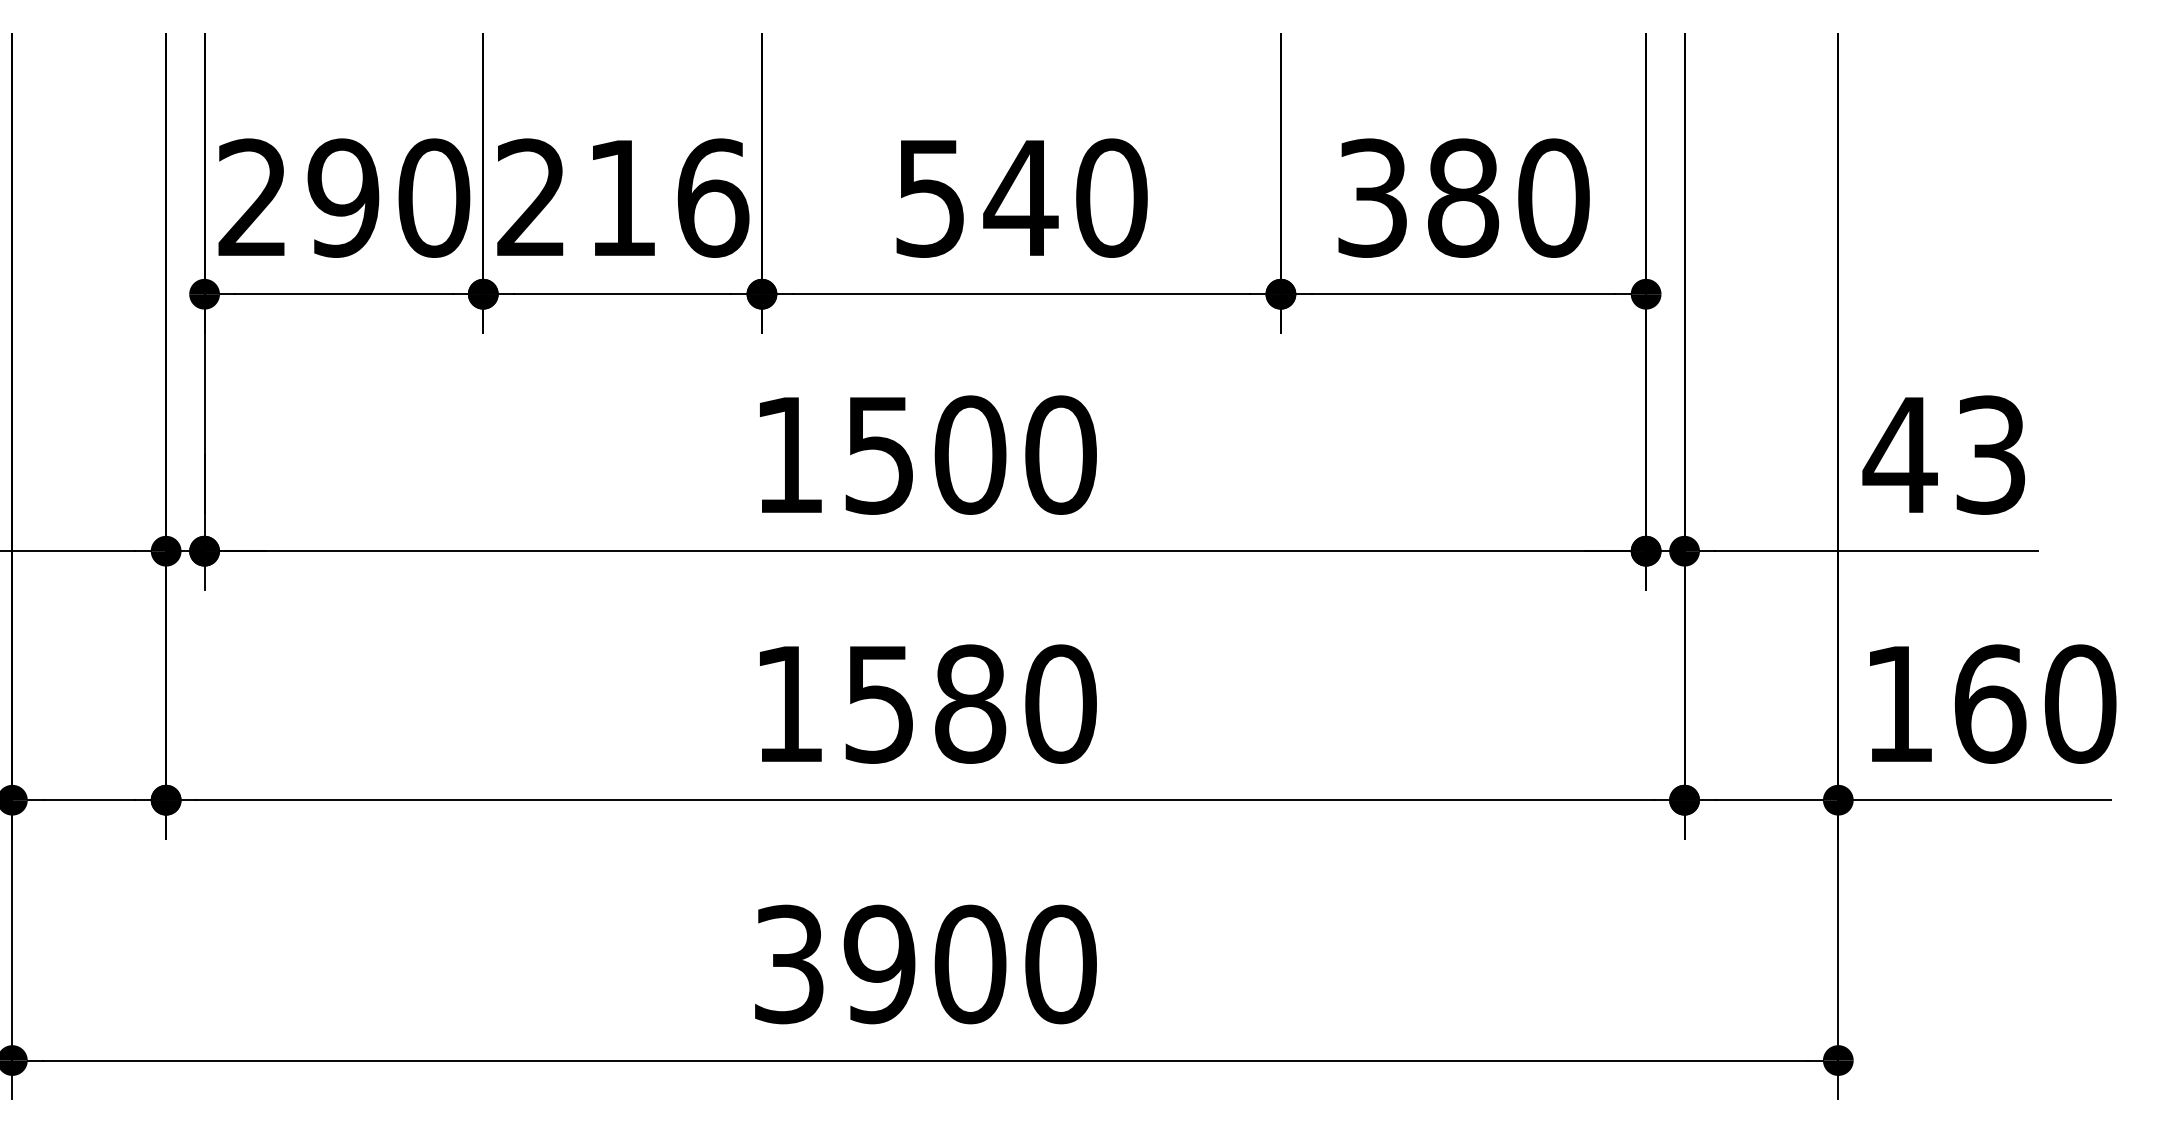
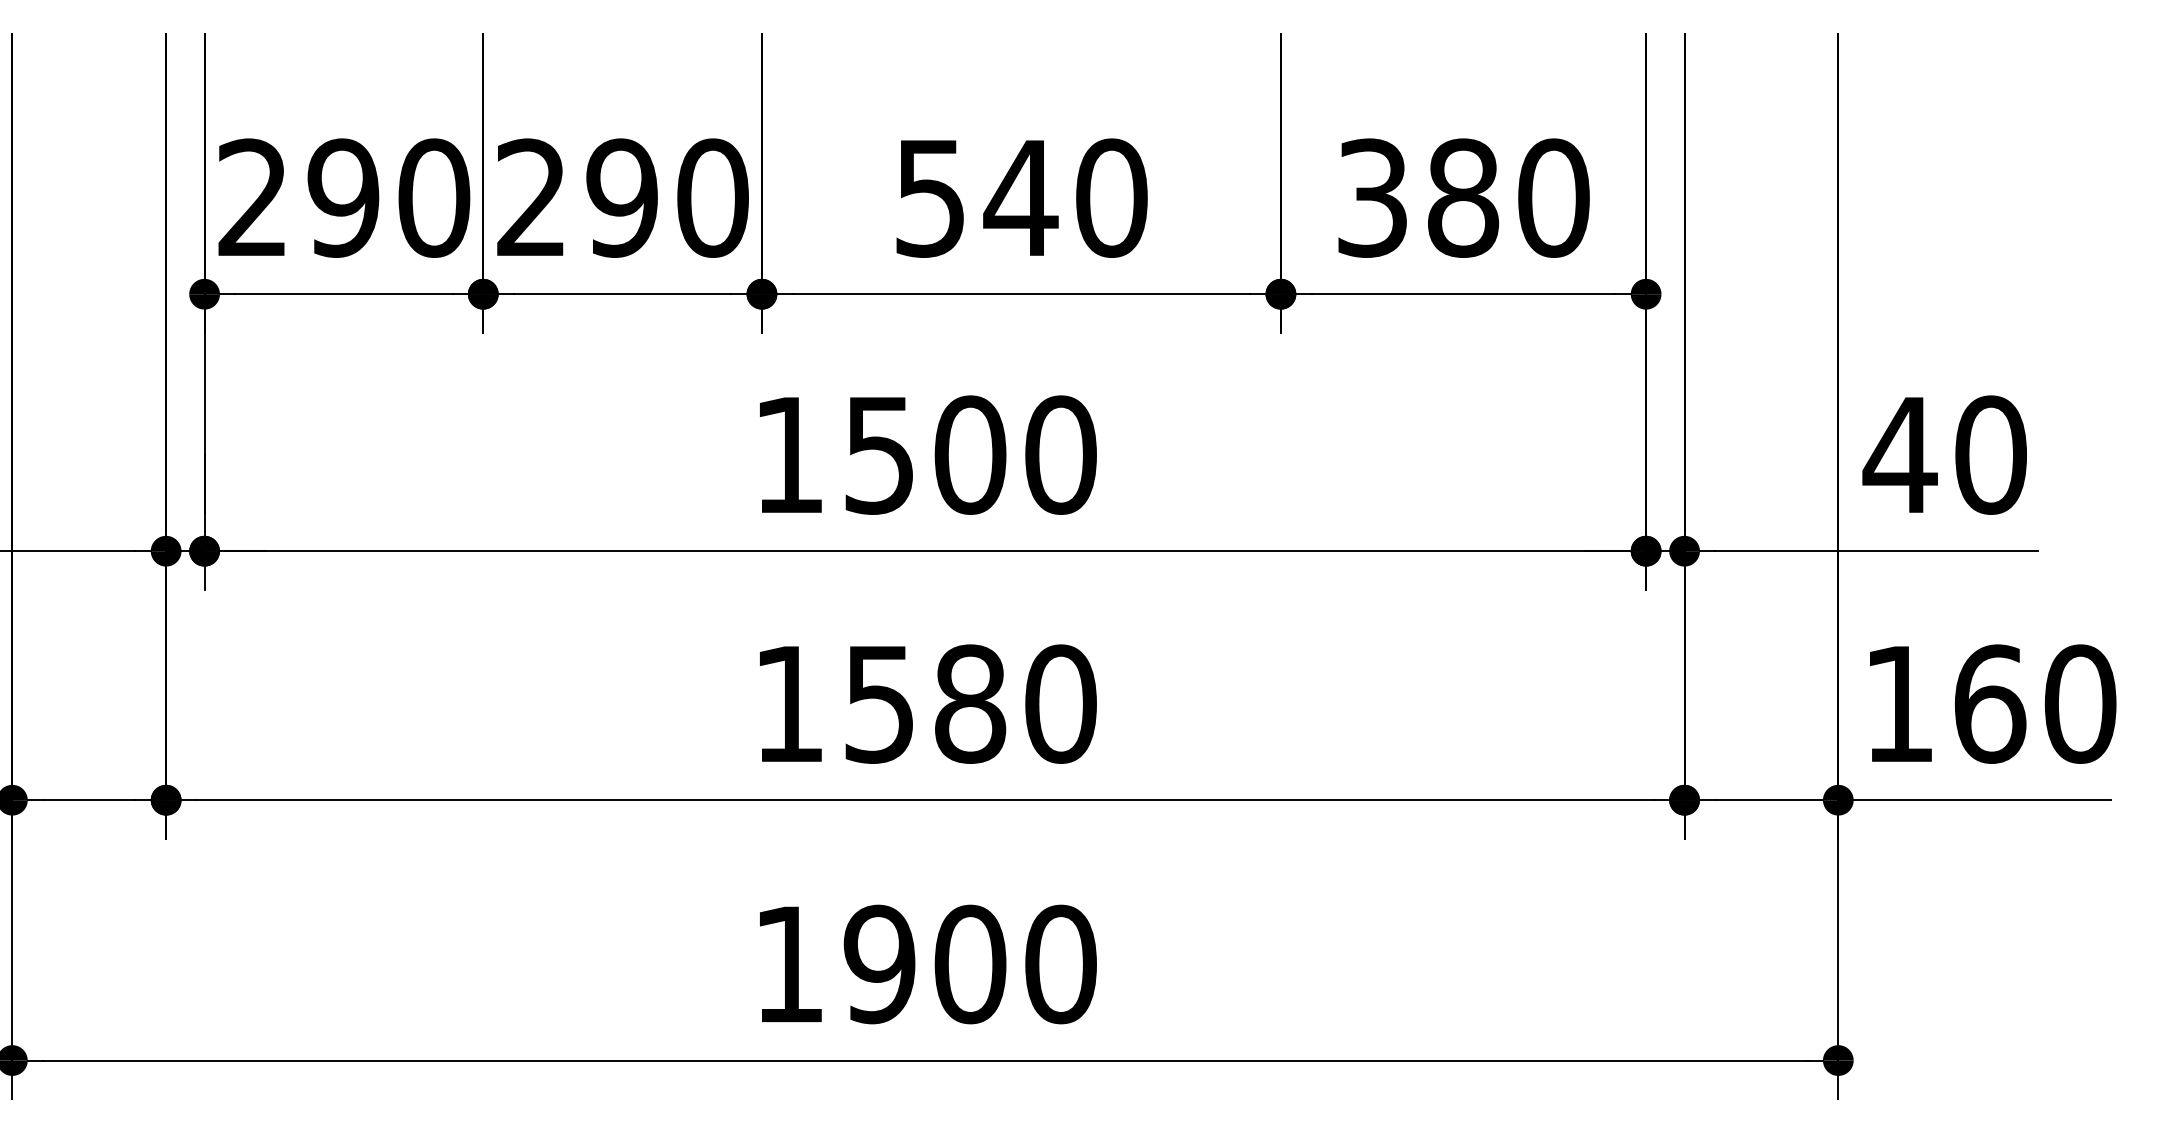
text: 216 -> 290 (667, 197)
text: 43 -> 40 (1990, 454)
text: 3900 -> 1900 (789, 964)
